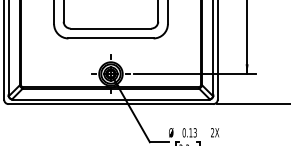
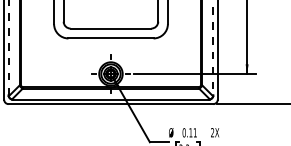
line: solid -> dashed (8, 47)
line: solid -> dashed (213, 48)
text: 0.13 -> 0.11 (194, 132)
